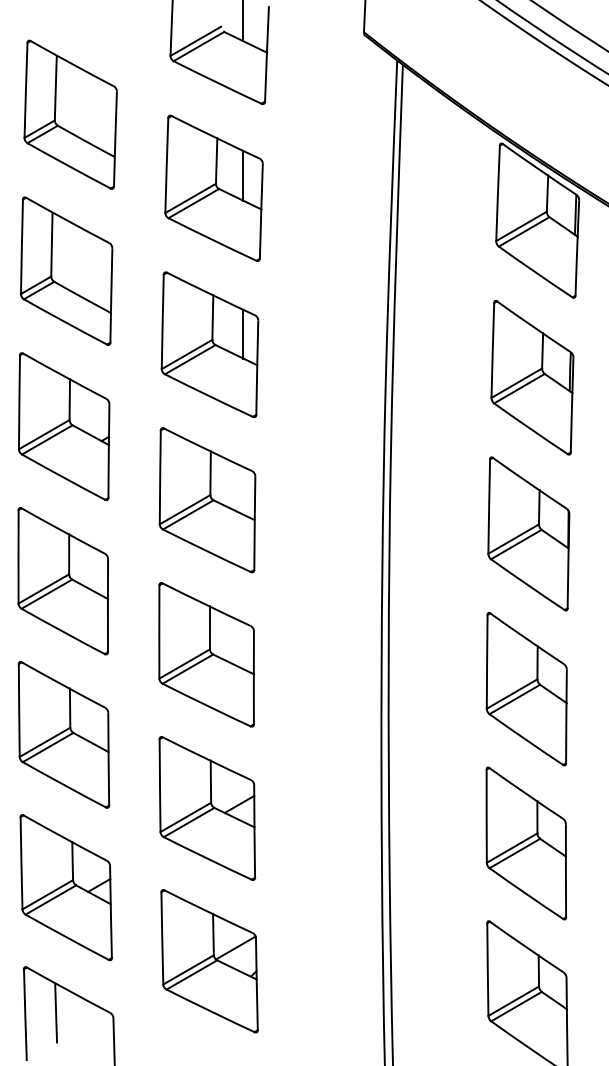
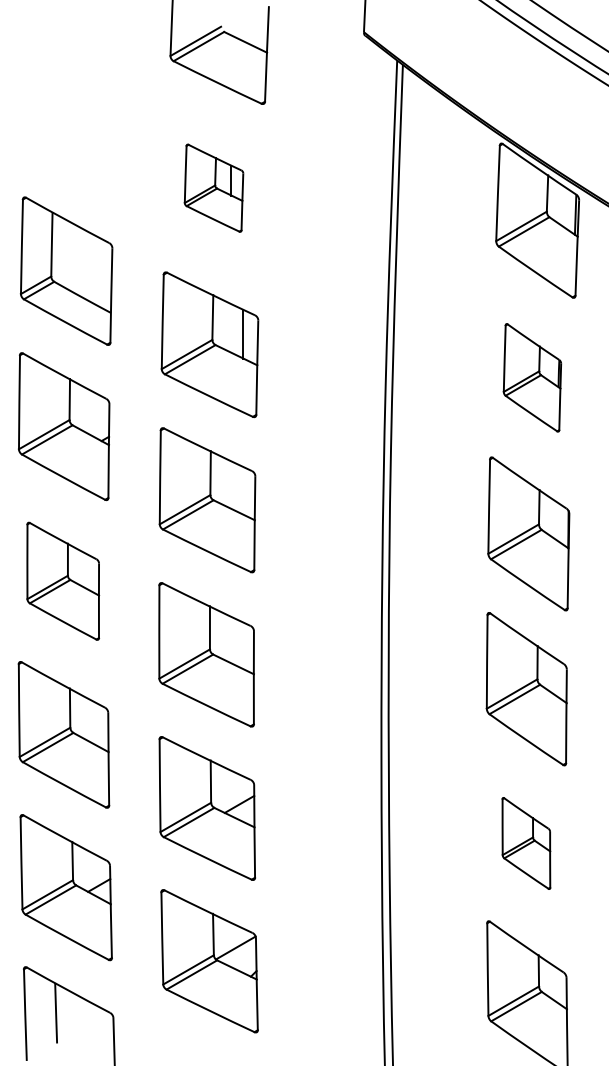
line: present -> none (243, 21)
part: present -> none (70, 114)
part size: 100x148 px -> 62x90 px (213, 187)
part size: 85x156 px -> 61x110 px (532, 377)
part size: 92x149 px -> 75x120 px (63, 580)
part size: 83x155 px -> 51x93 px (526, 843)
